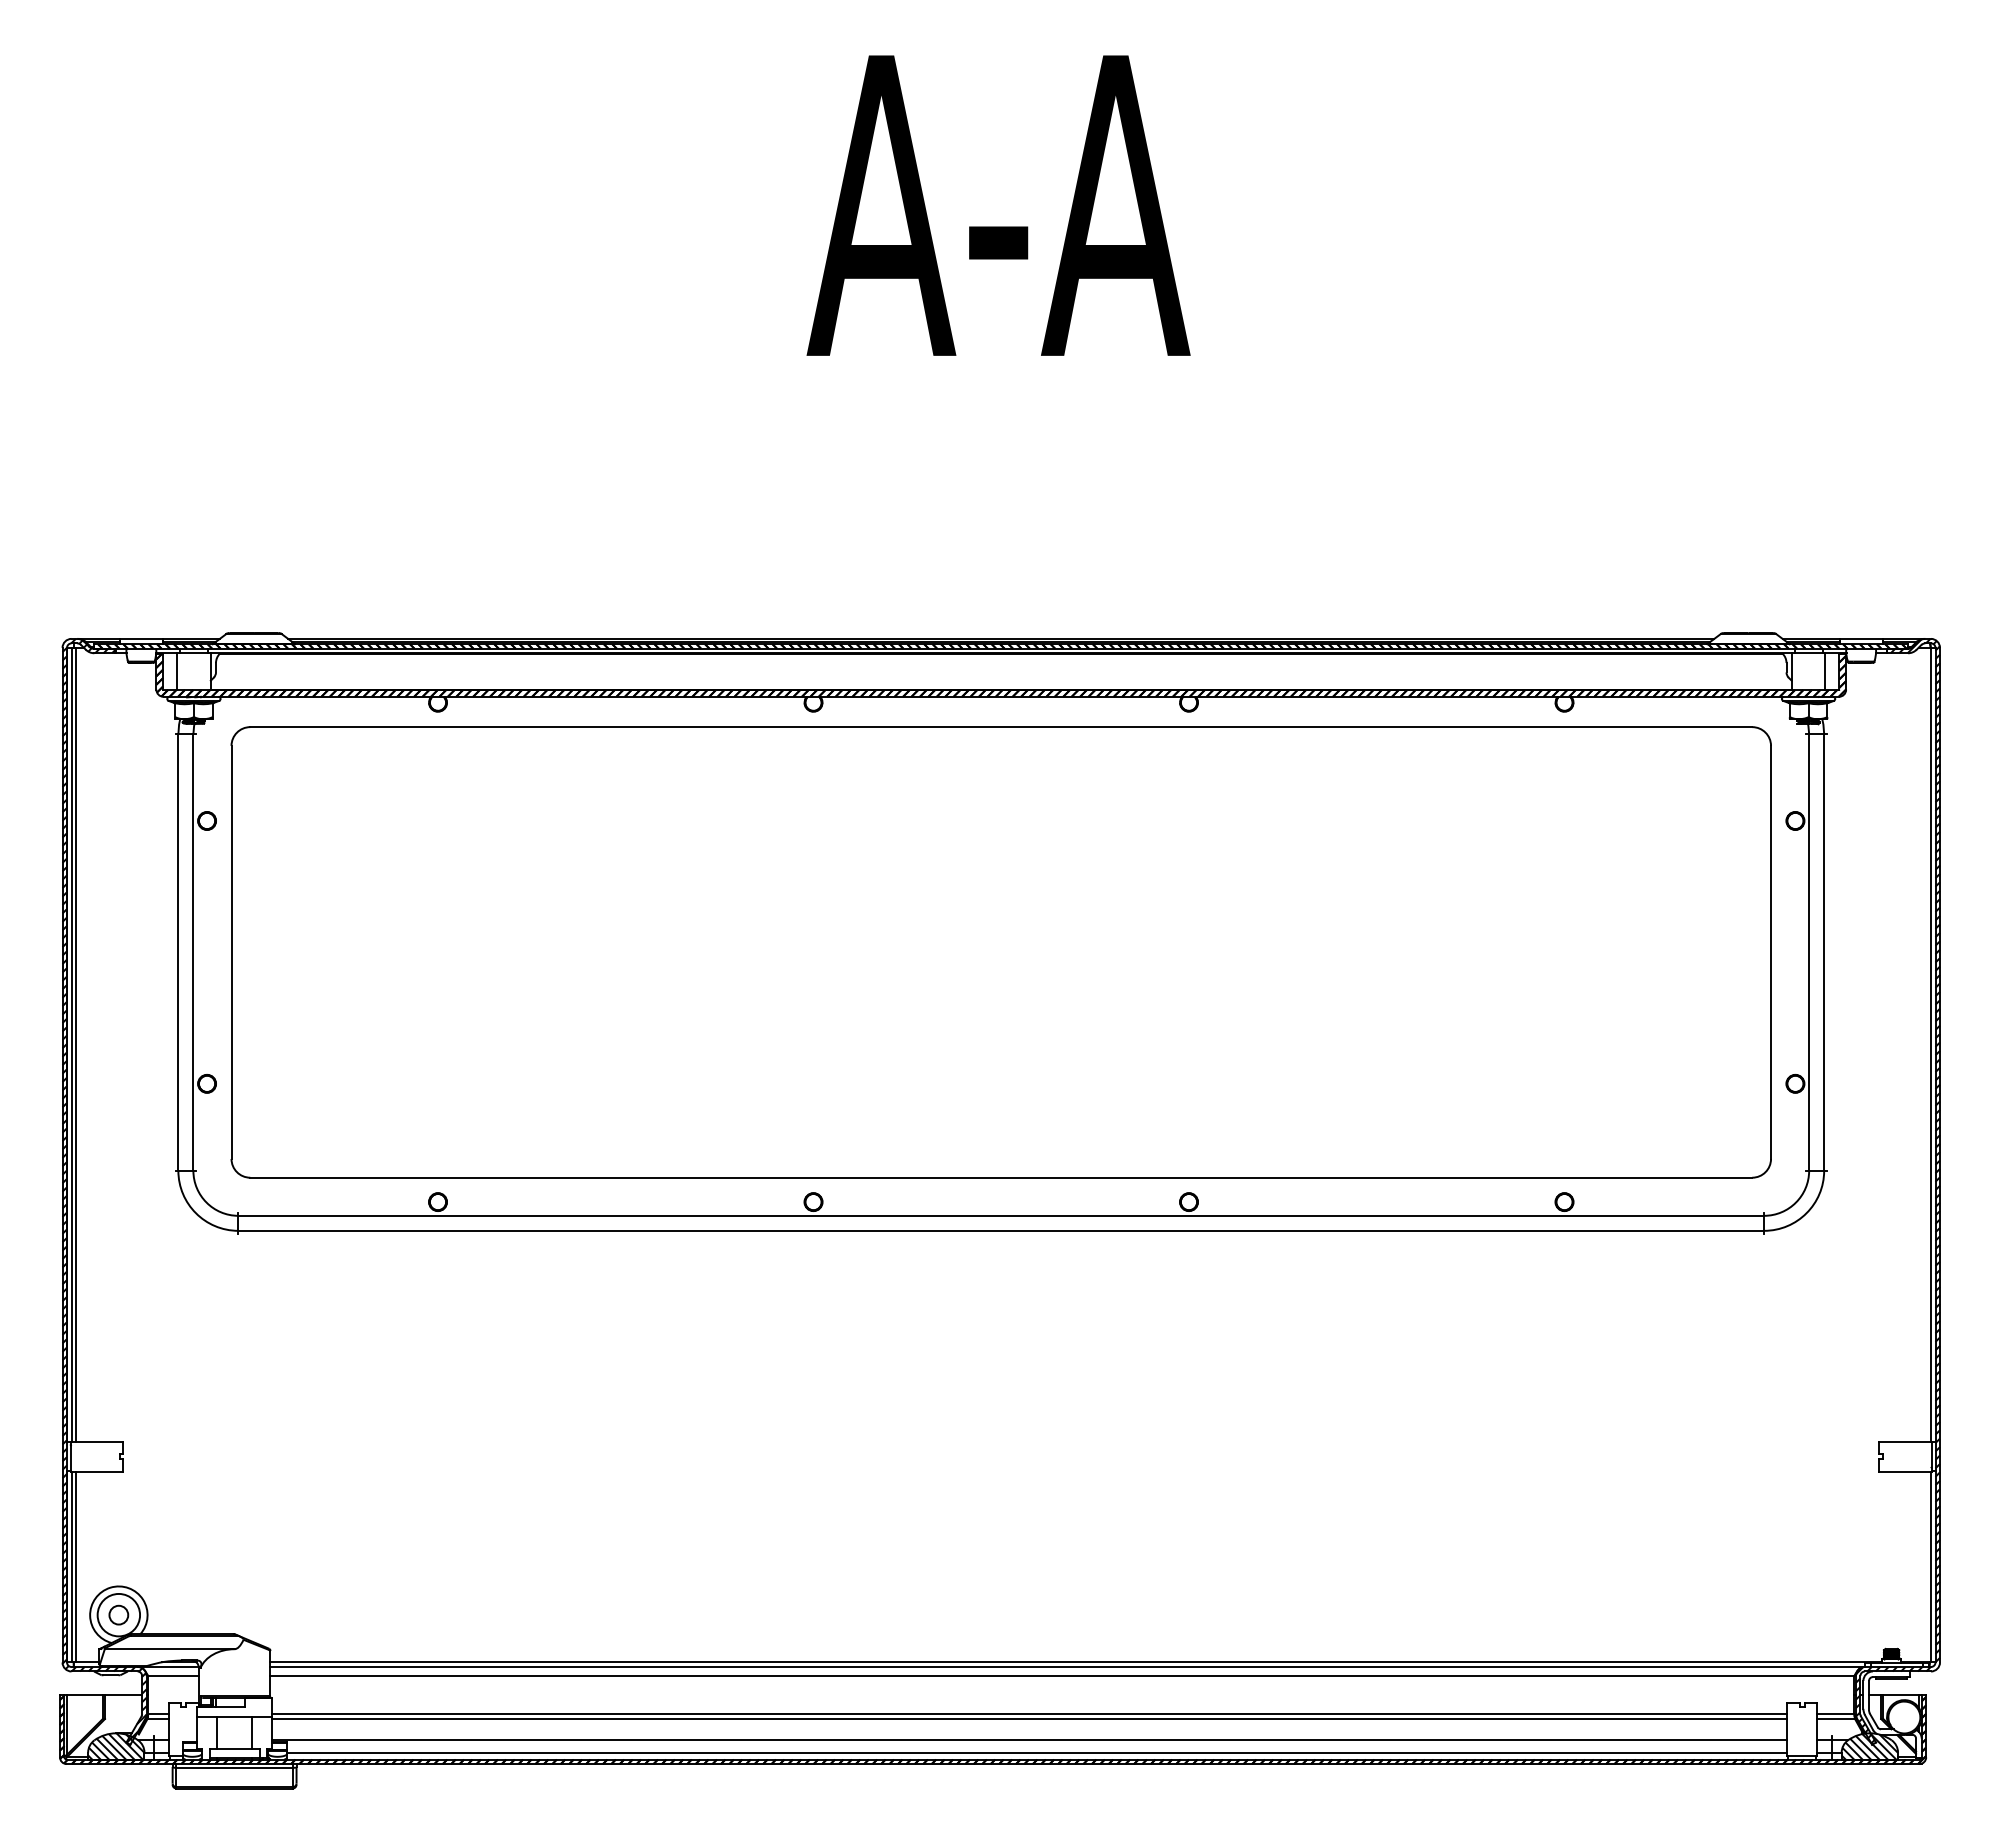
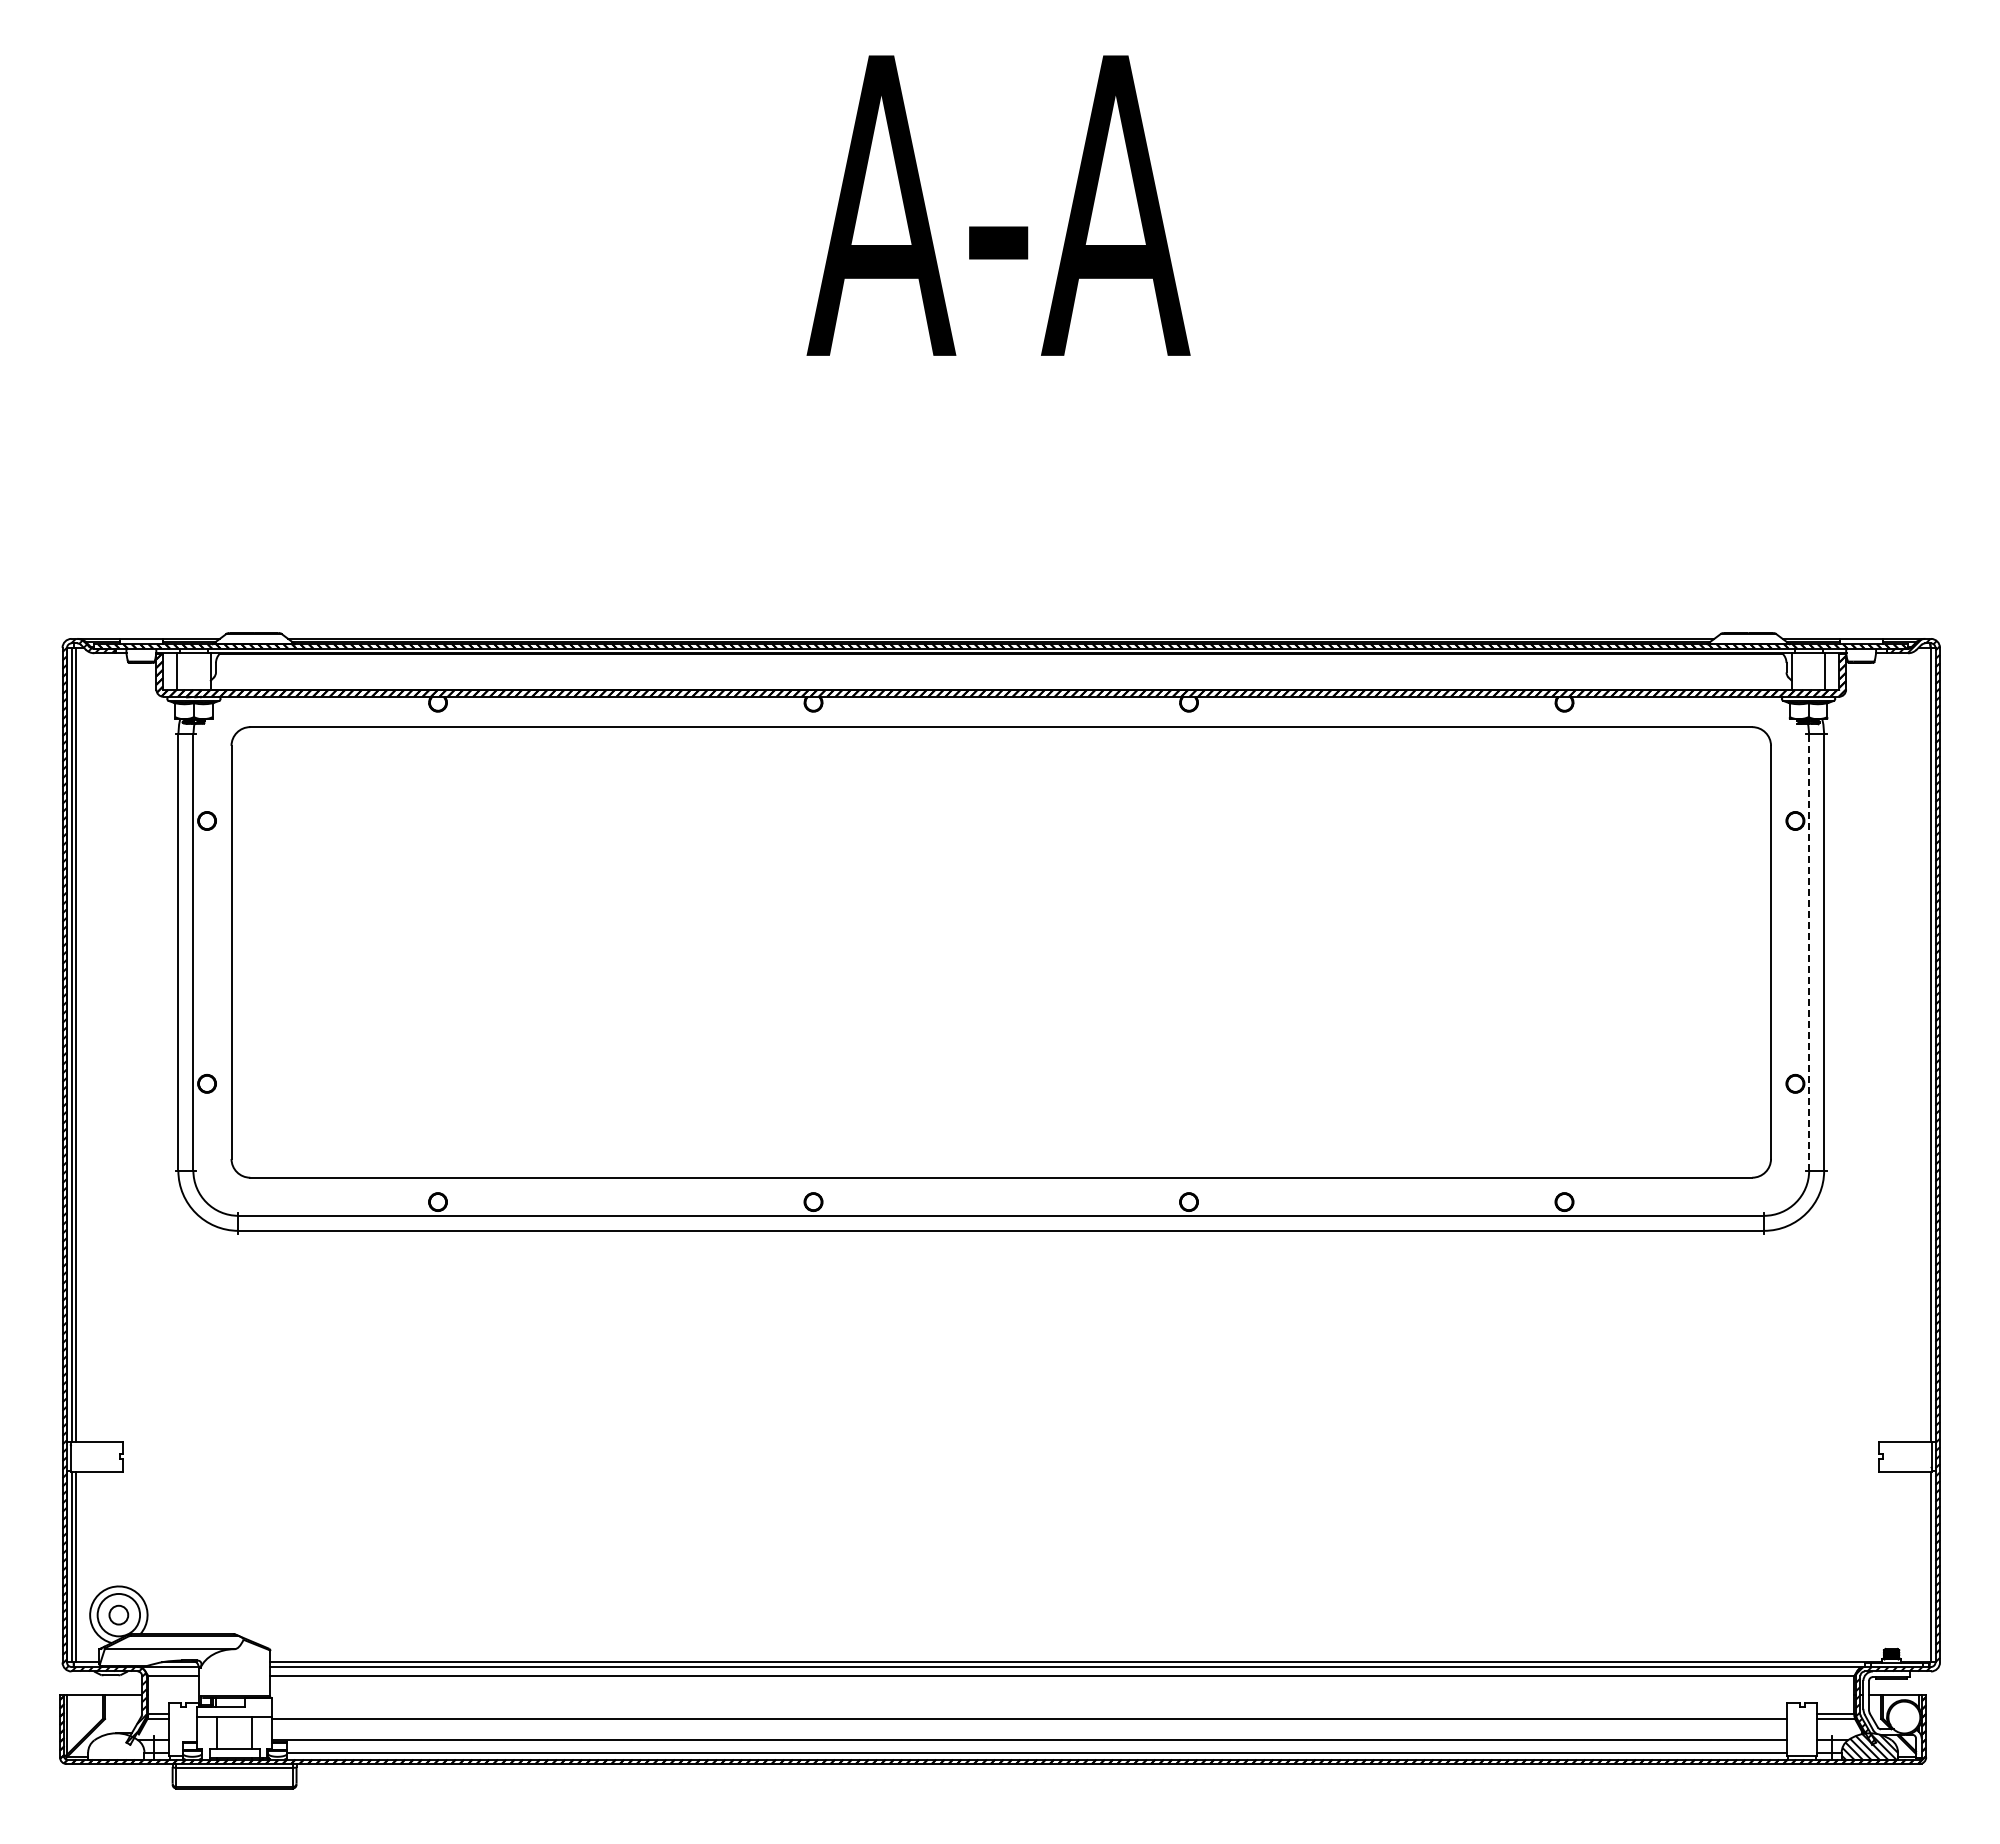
line: solid -> dashed (1809, 951)
line: present -> none (1029, 1714)
hatch: present -> none (116, 1746)
